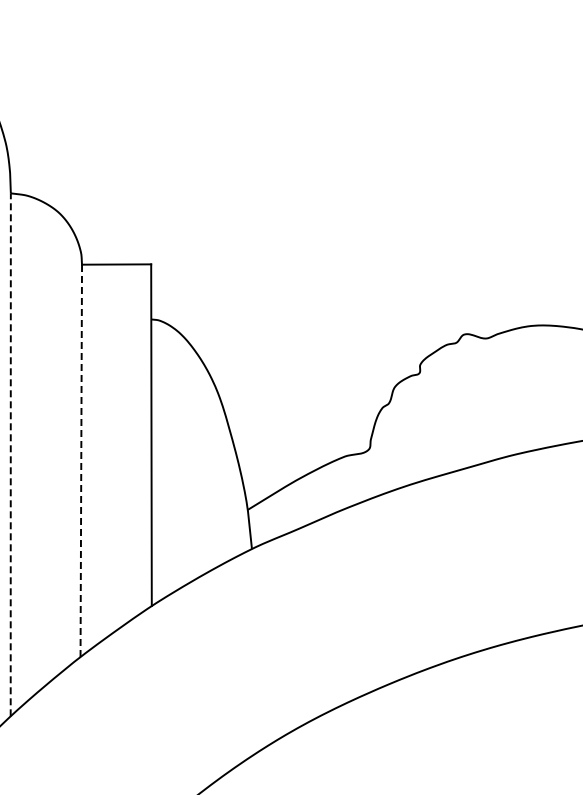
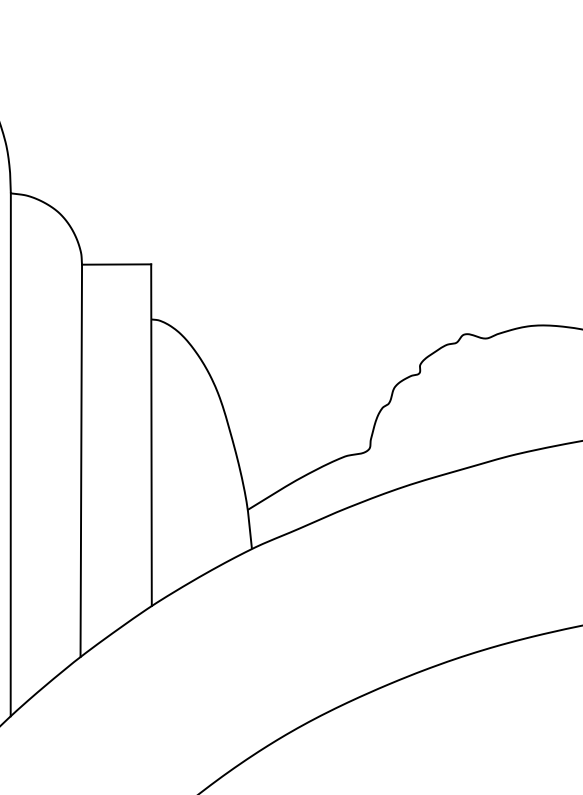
line: dashed -> solid (10, 454)
line: dashed -> solid (81, 460)
